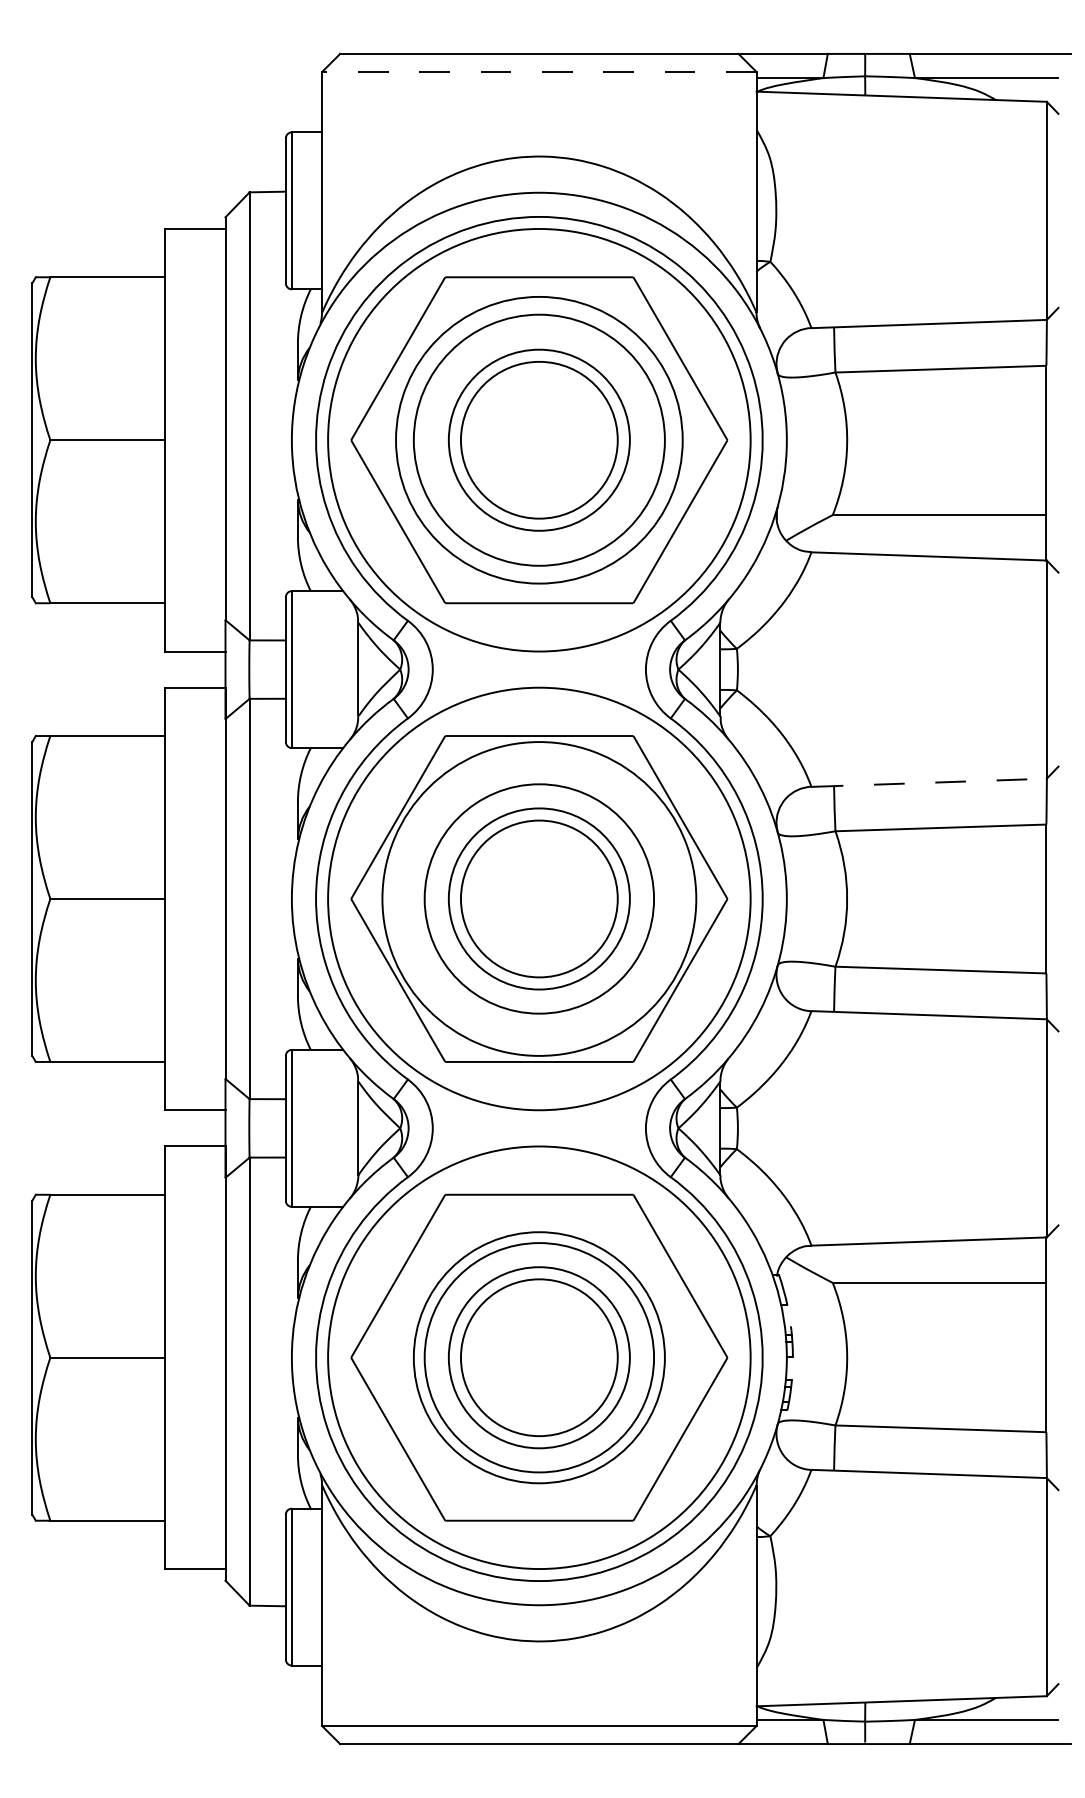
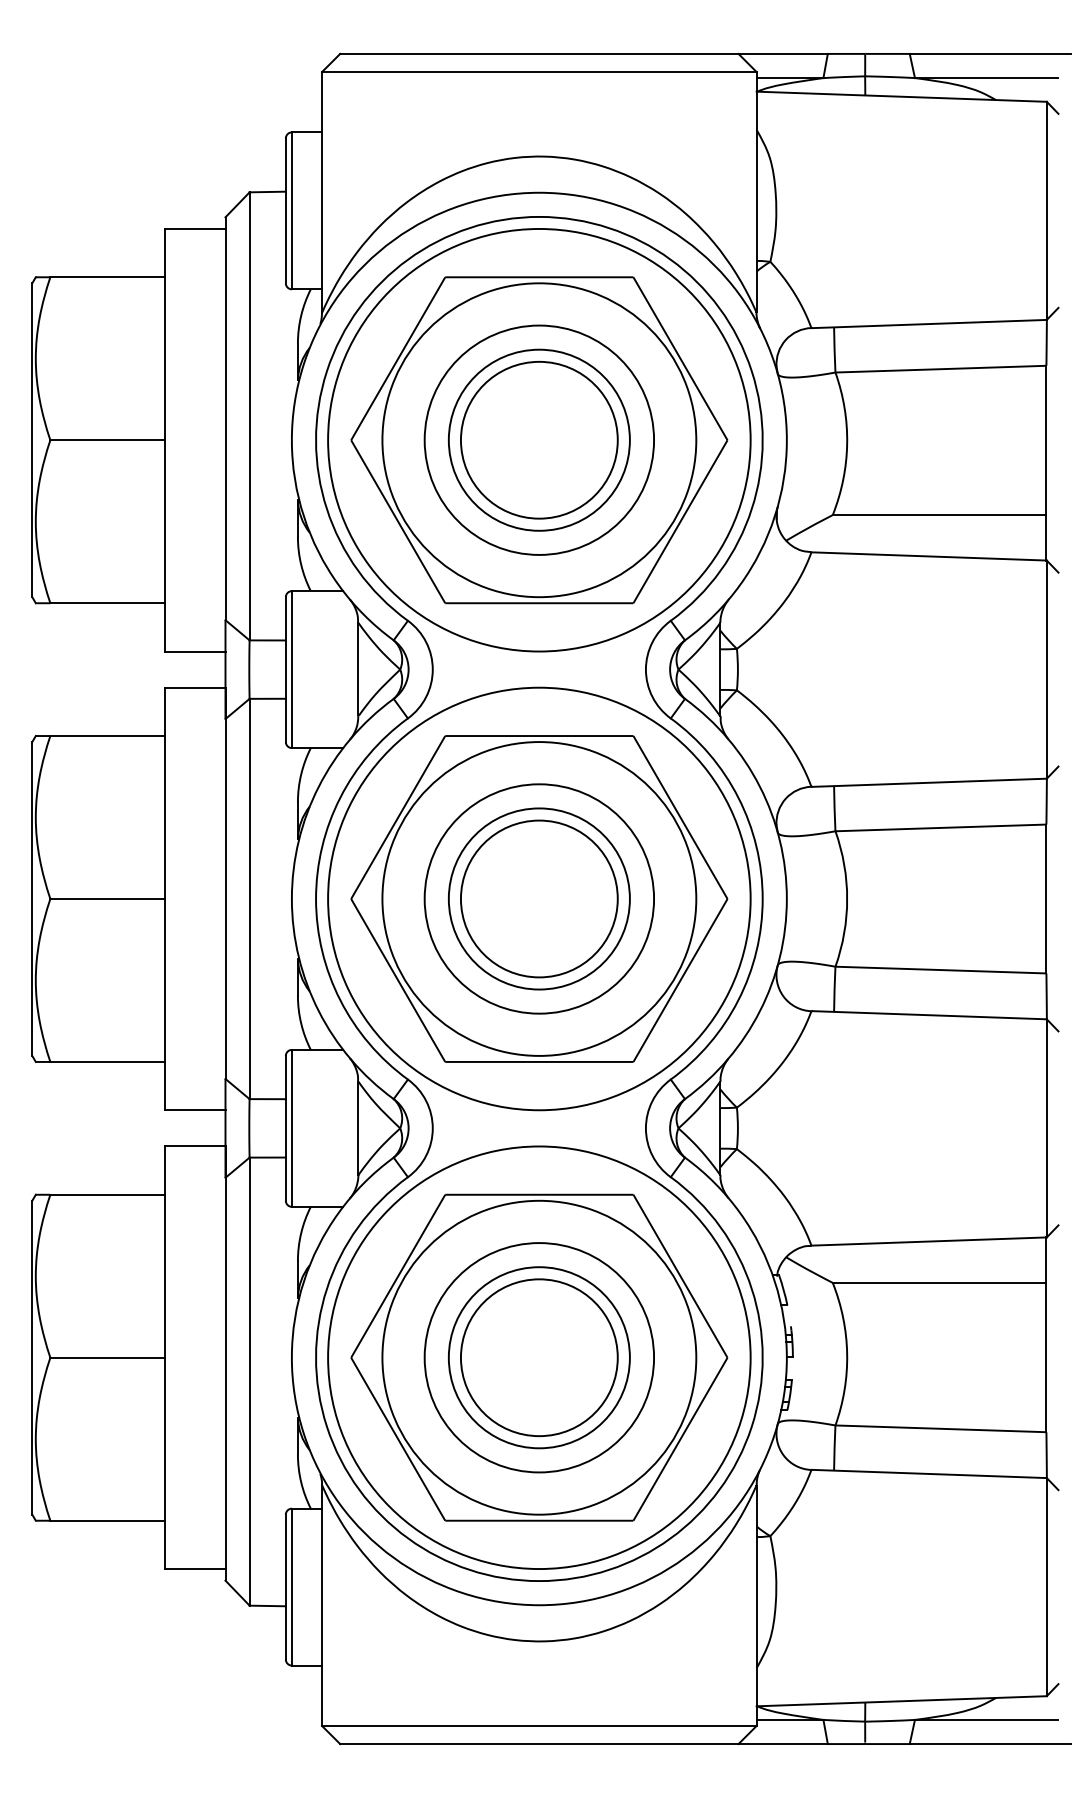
line: dashed -> solid (538, 72)
circle diameter: 251 px -> 314 px (539, 440)
circle diameter: 287 px -> 229 px (539, 439)
line: dashed -> solid (930, 782)
circle diameter: 251 px -> 314 px (539, 1357)
